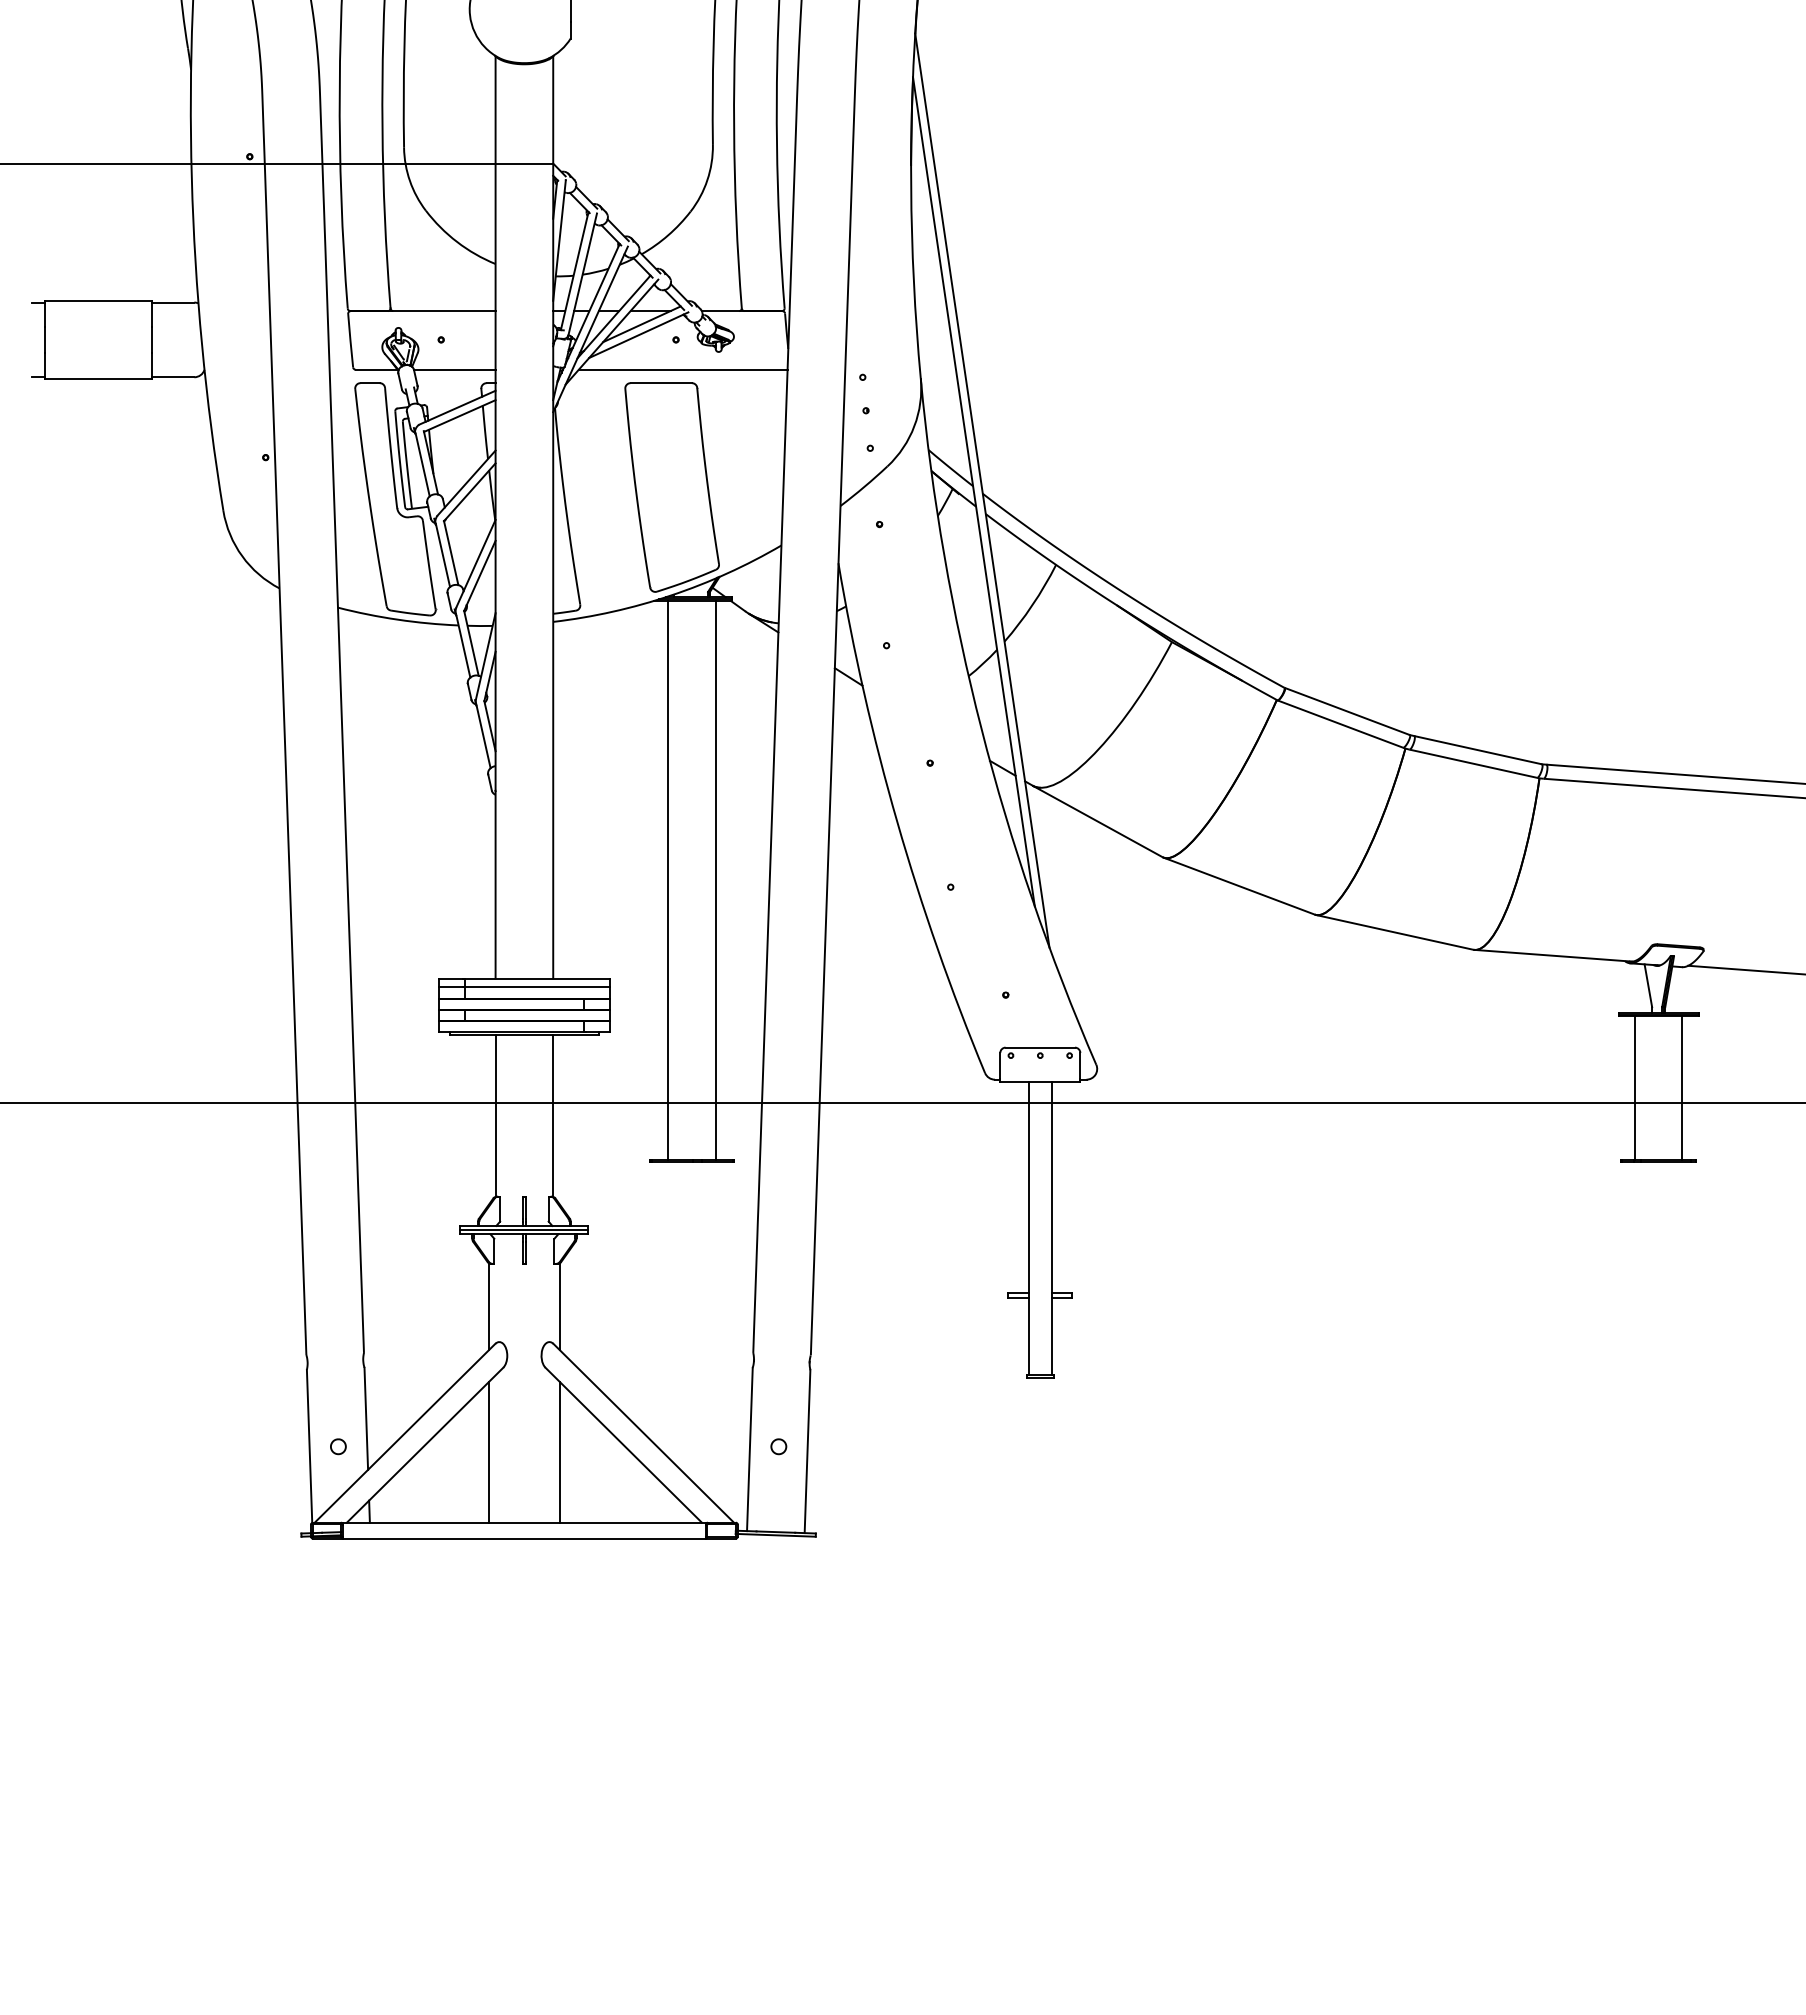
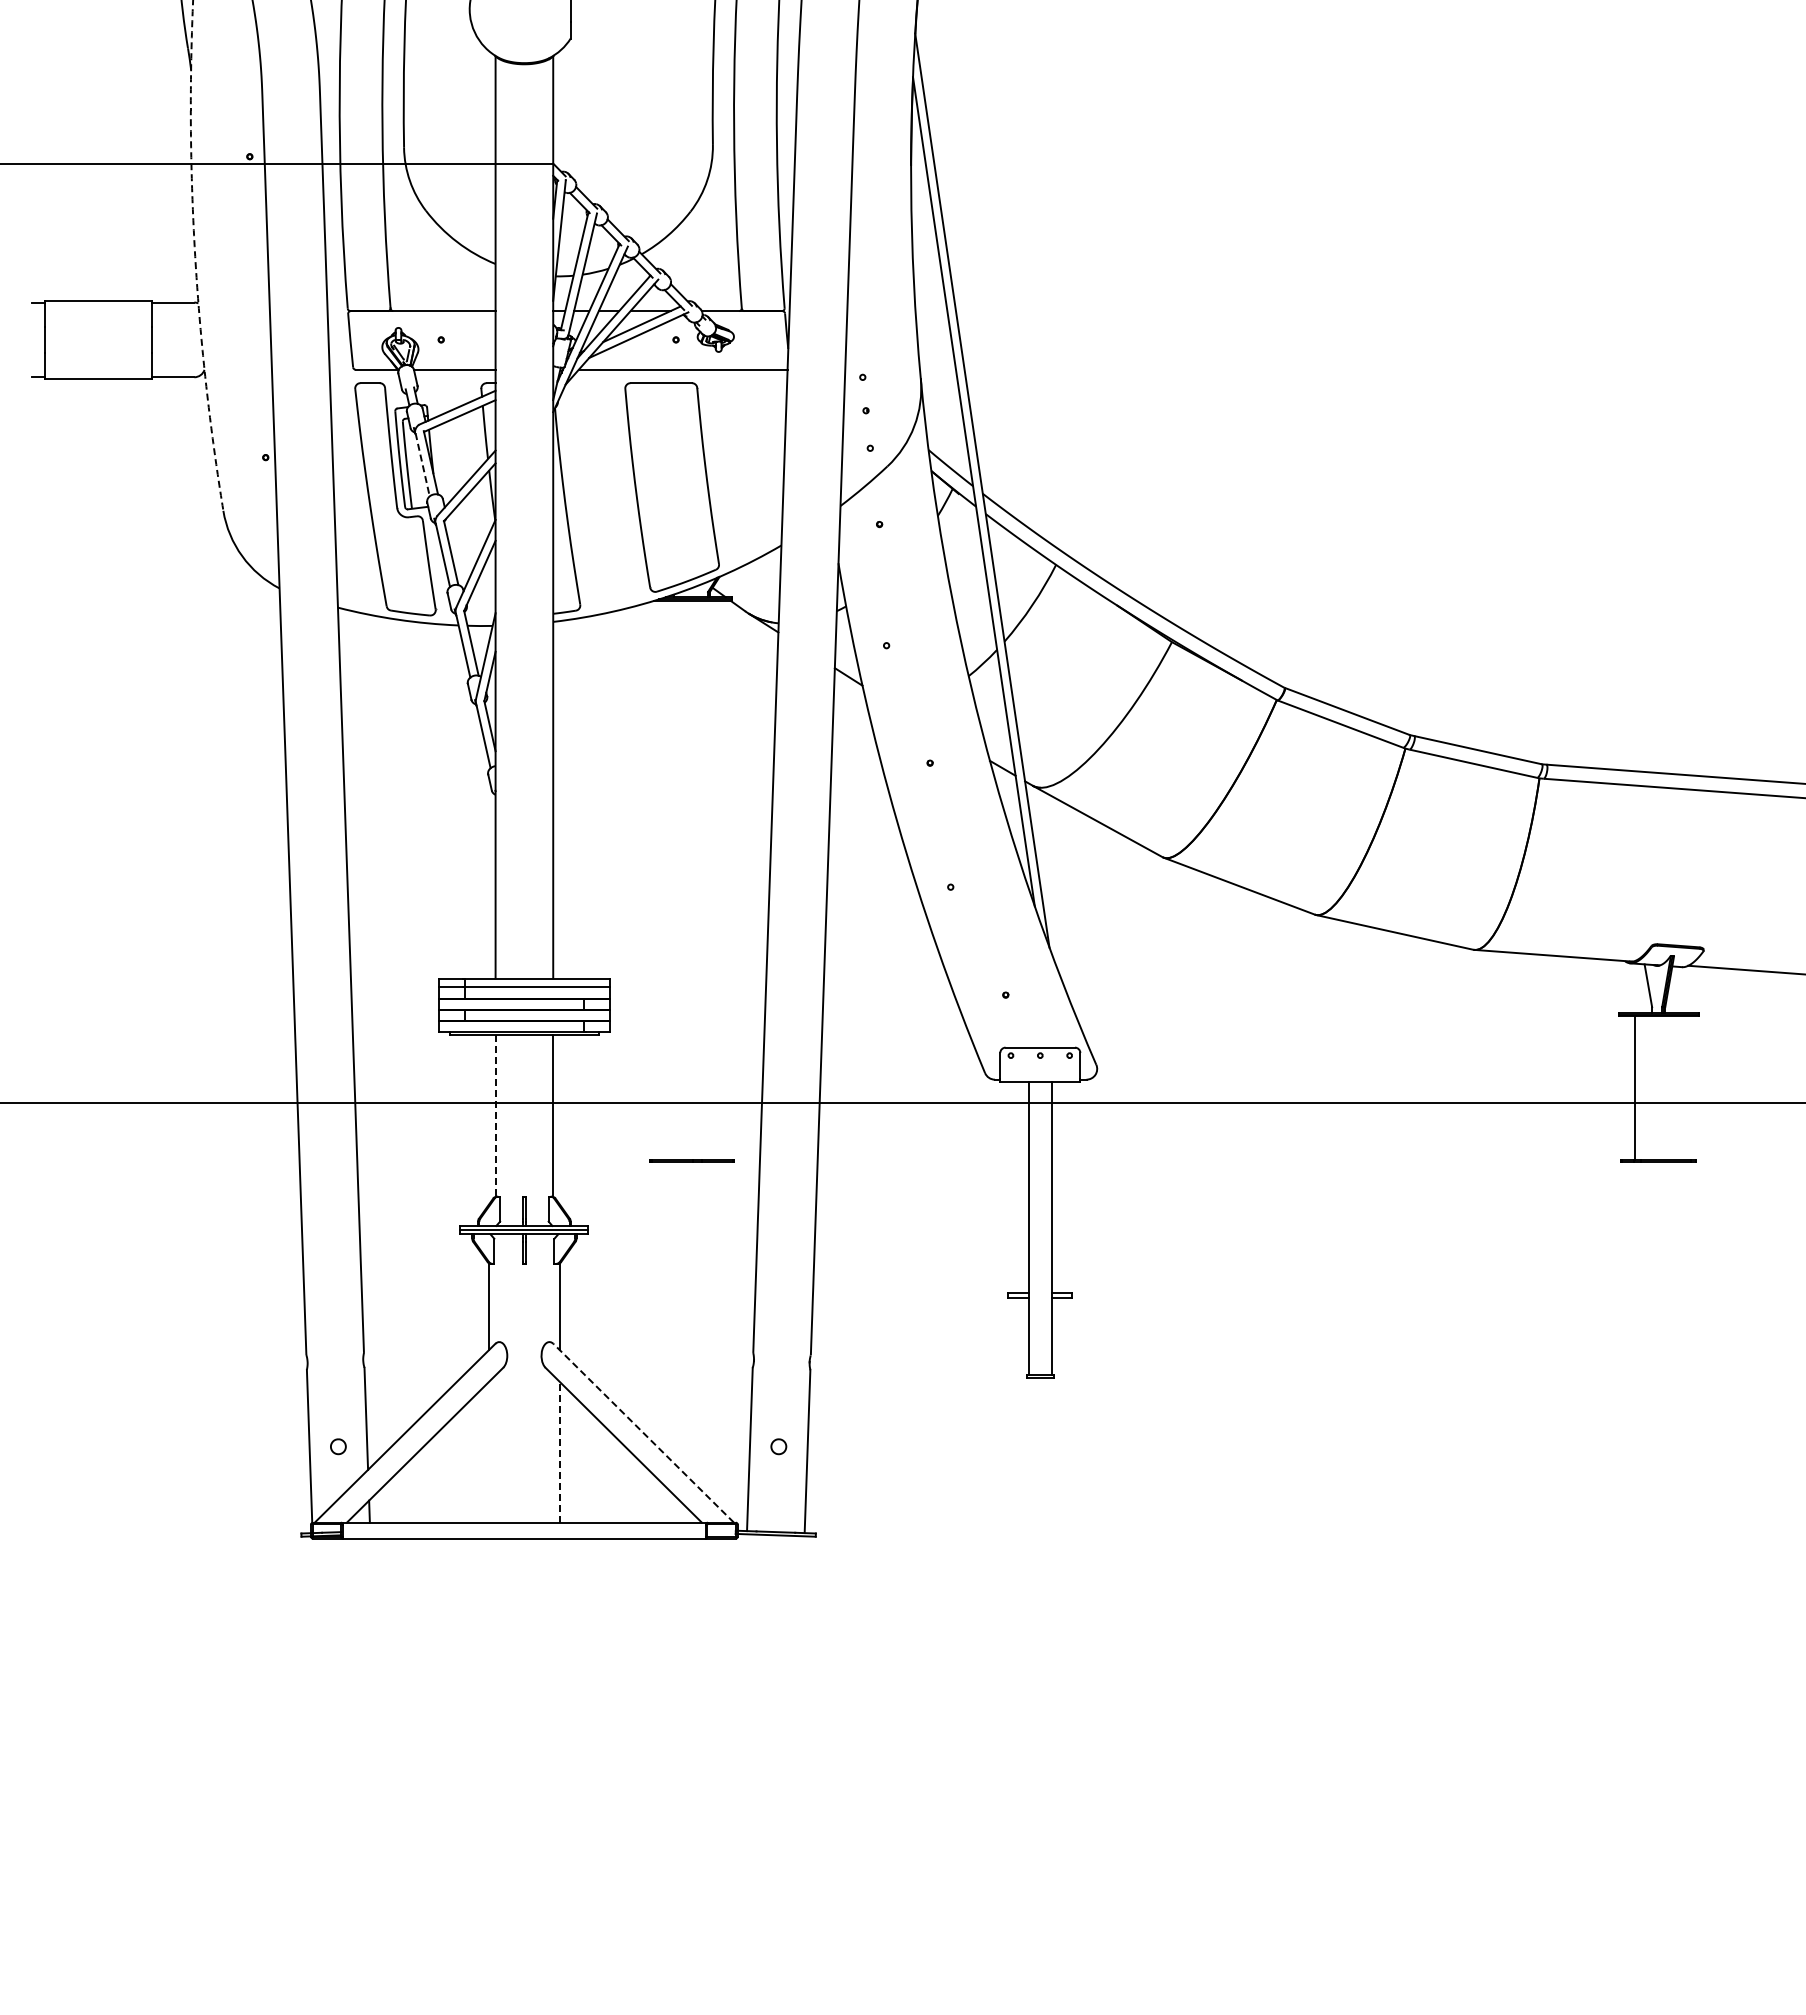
arc: solid -> dashed (195, 256)
line: solid -> dashed (422, 465)
line: present -> none (668, 880)
line: present -> none (715, 880)
line: present -> none (1682, 1088)
line: solid -> dashed (495, 1116)
line: solid -> dashed (643, 1432)
line: solid -> dashed (559, 1451)
line: present -> none (488, 1452)
